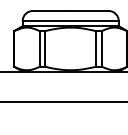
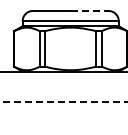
line: solid -> dashed (89, 11)
line: solid -> dashed (64, 102)
